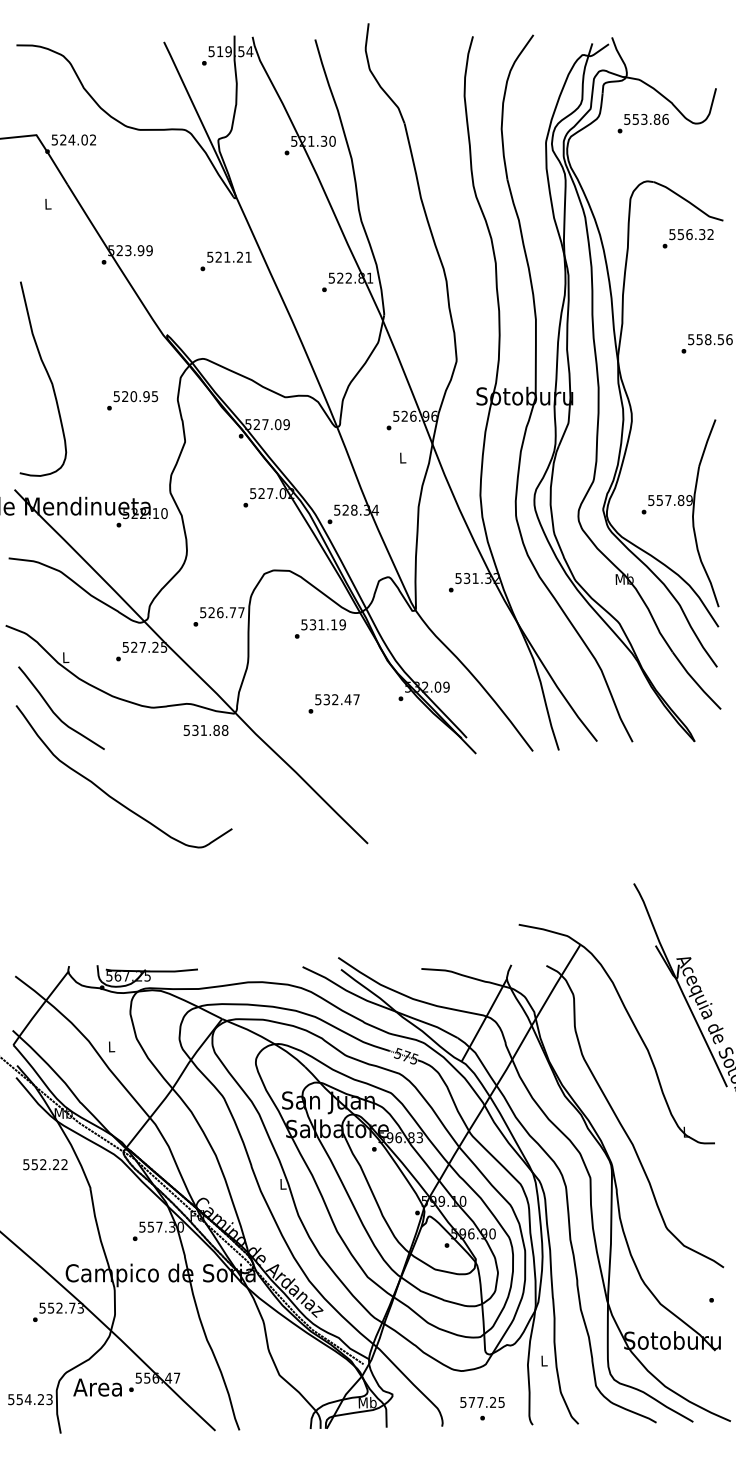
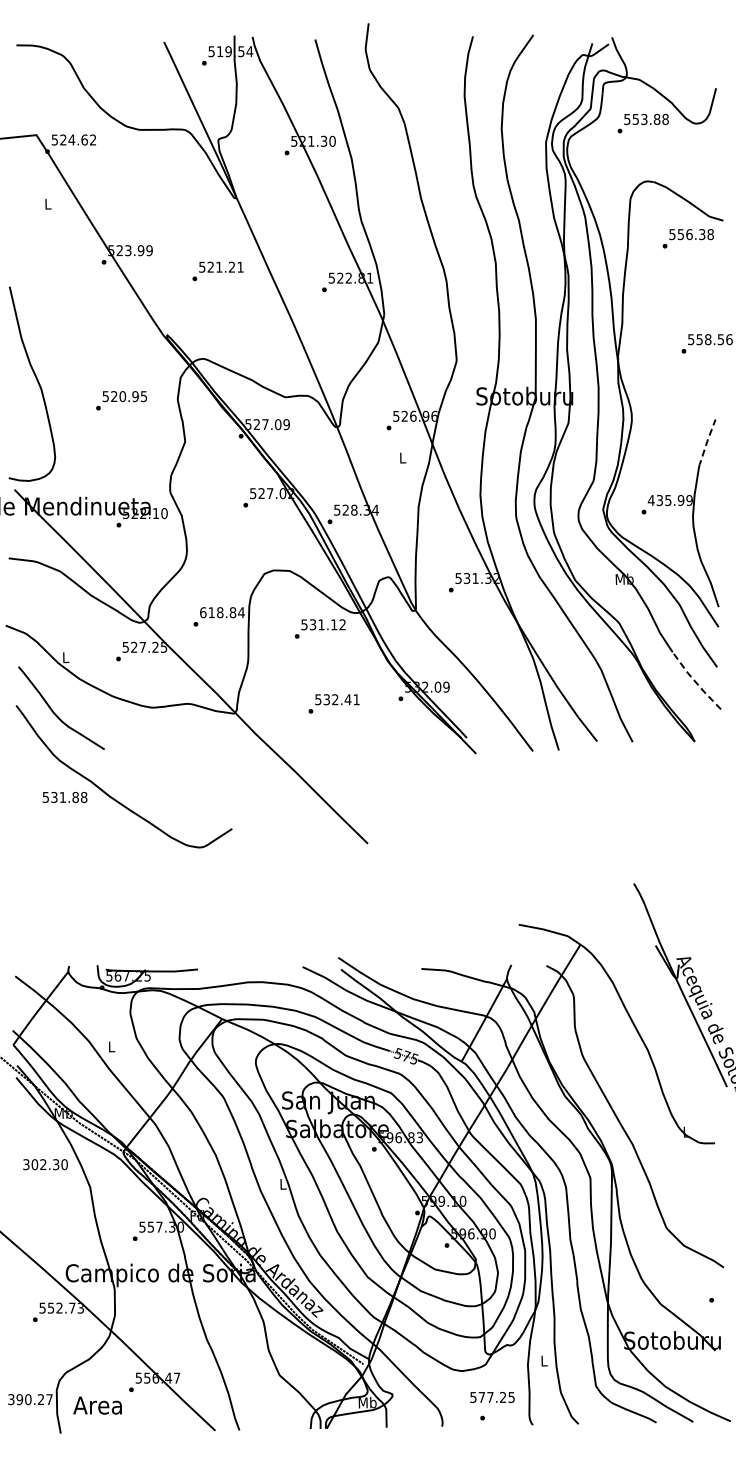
text: 553.86 -> 553.88 (665, 119)
text: 524.02 -> 524.62 (84, 139)
text: 556.32 -> 556.38 (710, 234)
text position: (225, 261) -> (217, 271) (217, 271)
curve position: (47, 375) -> (36, 380) (36, 380)
text position: (132, 400) -> (121, 400) (121, 400)
line: solid -> dashed (706, 443)
text: 557.89 -> 435.99 (665, 500)
text: 526.77 -> 618.84 (222, 612)
text: 531.19 -> 531.12 (342, 624)
line: solid -> dashed (695, 681)
text: 532.47 -> 532.41 (356, 699)
text position: (205, 730) -> (64, 797) (64, 797)
text: 552.22 -> 302.30 (45, 1164)
text position: (97, 1387) -> (97, 1405) (97, 1405)
text: 554.23 -> 390.27 (30, 1399)
text position: (482, 1402) -> (492, 1397) (492, 1397)
